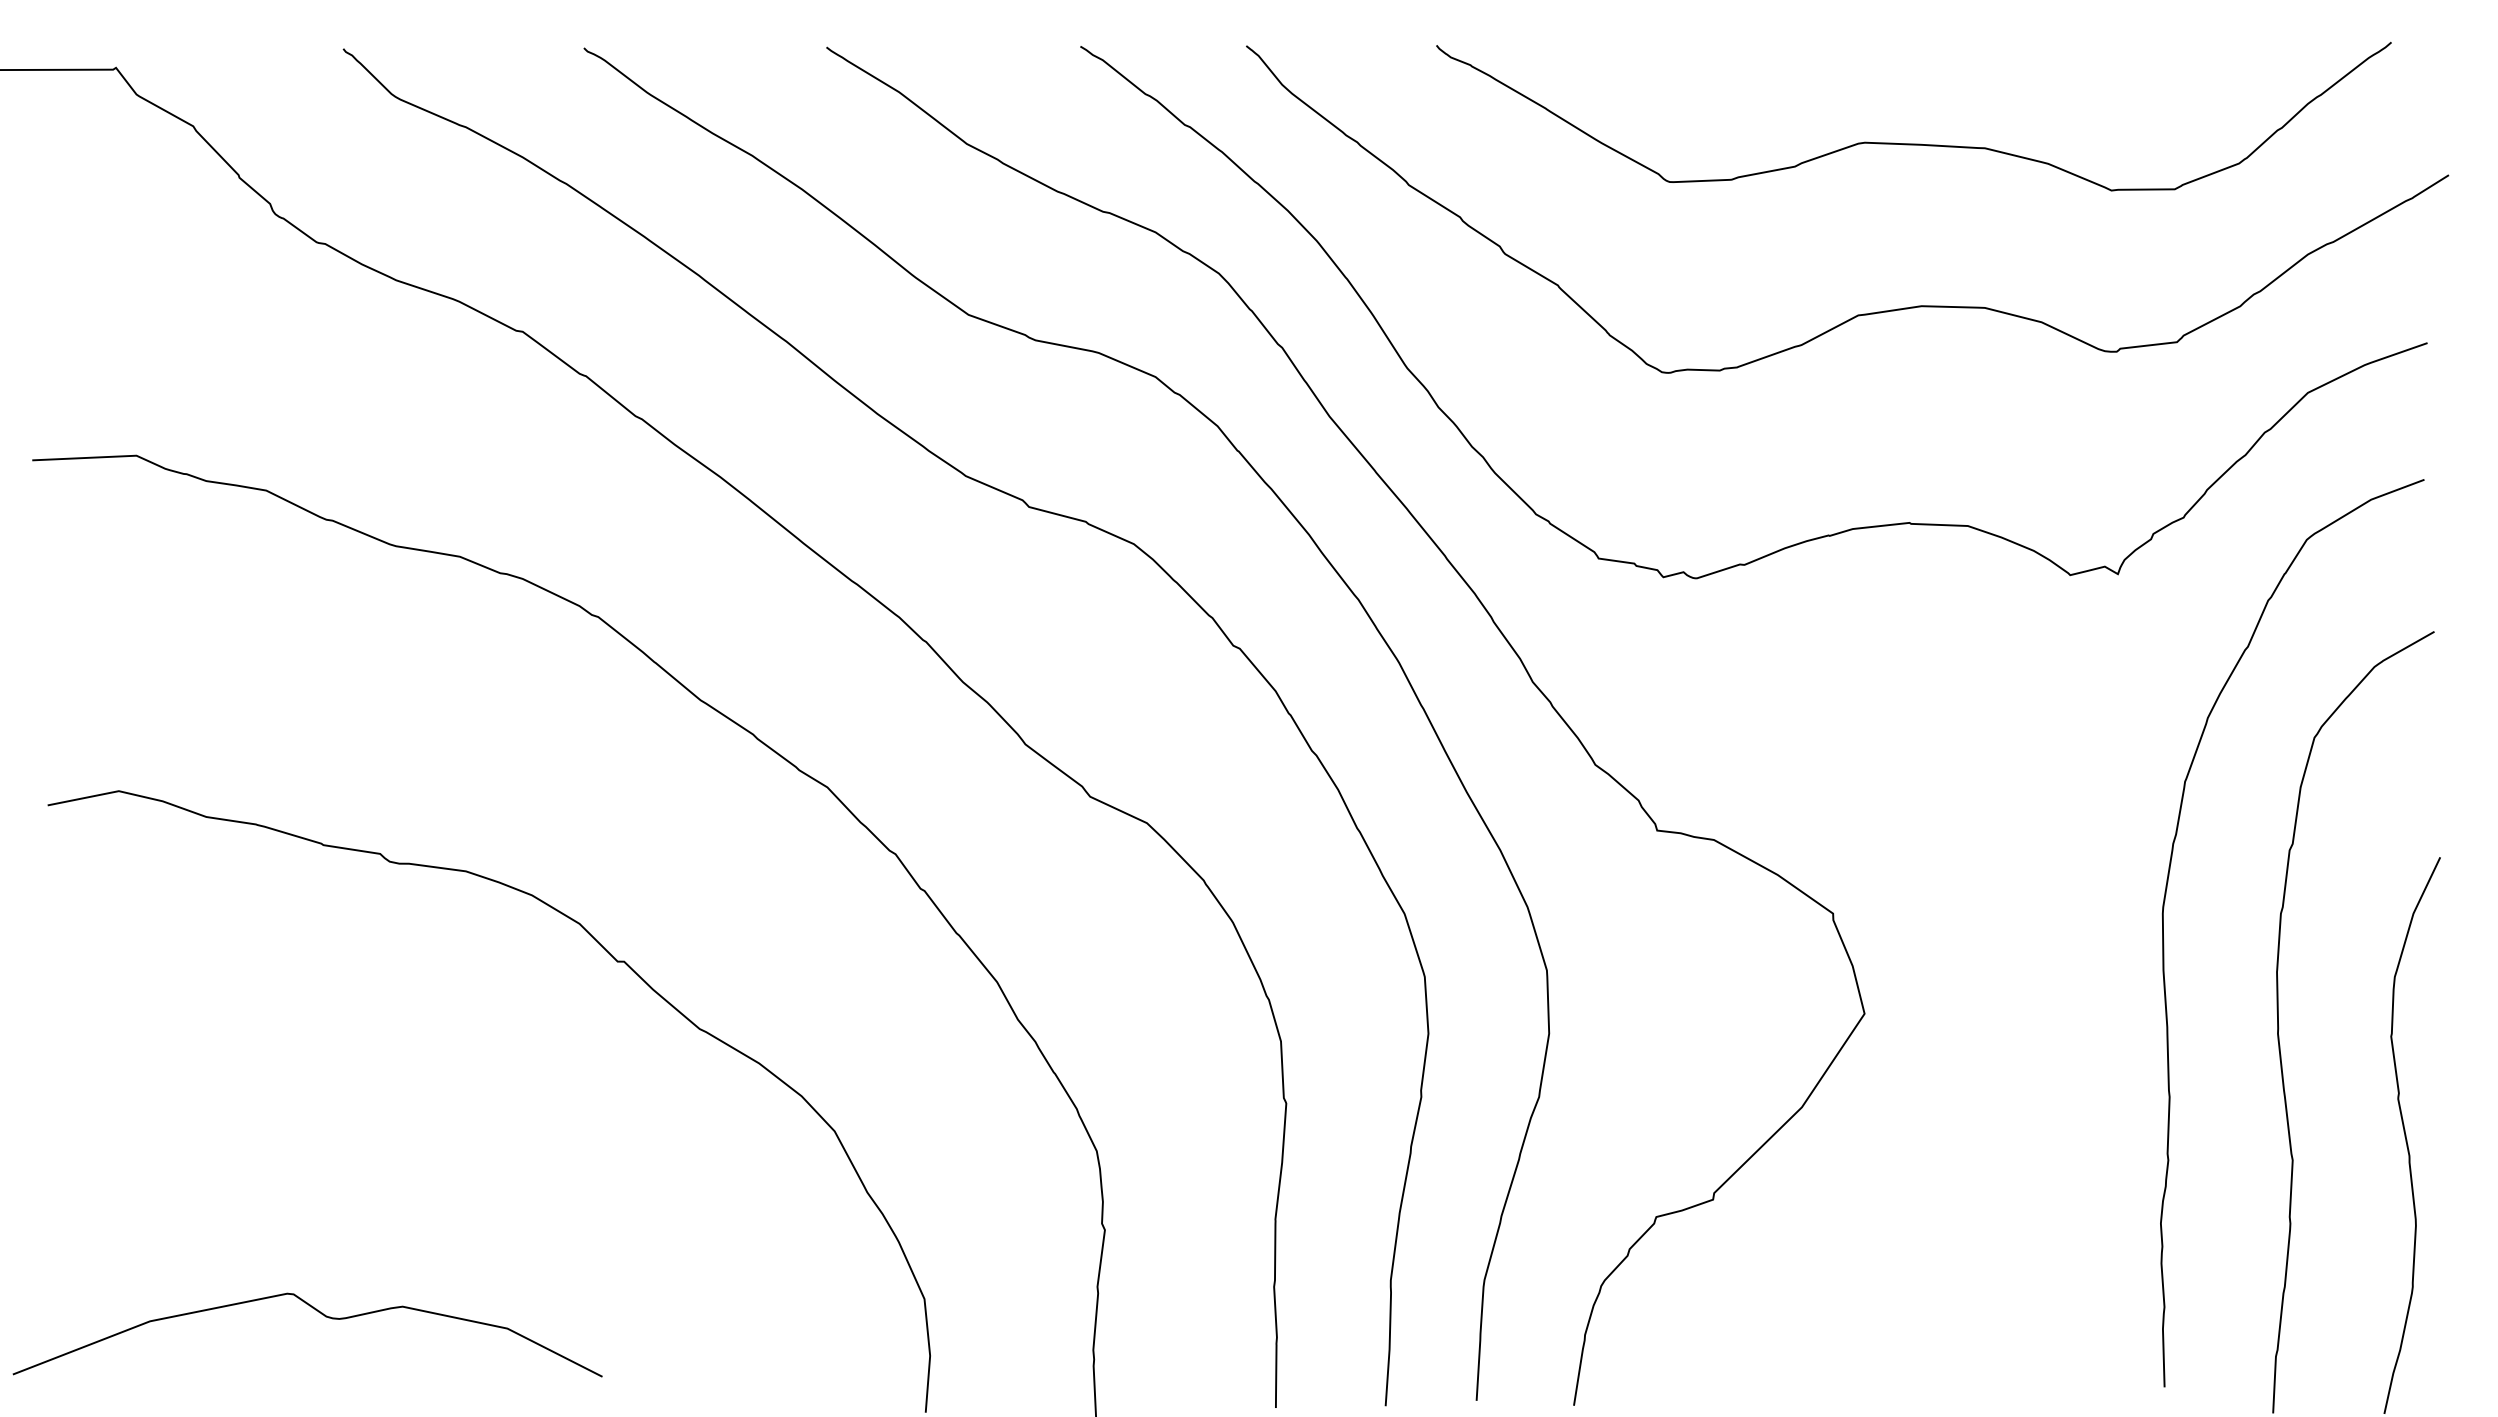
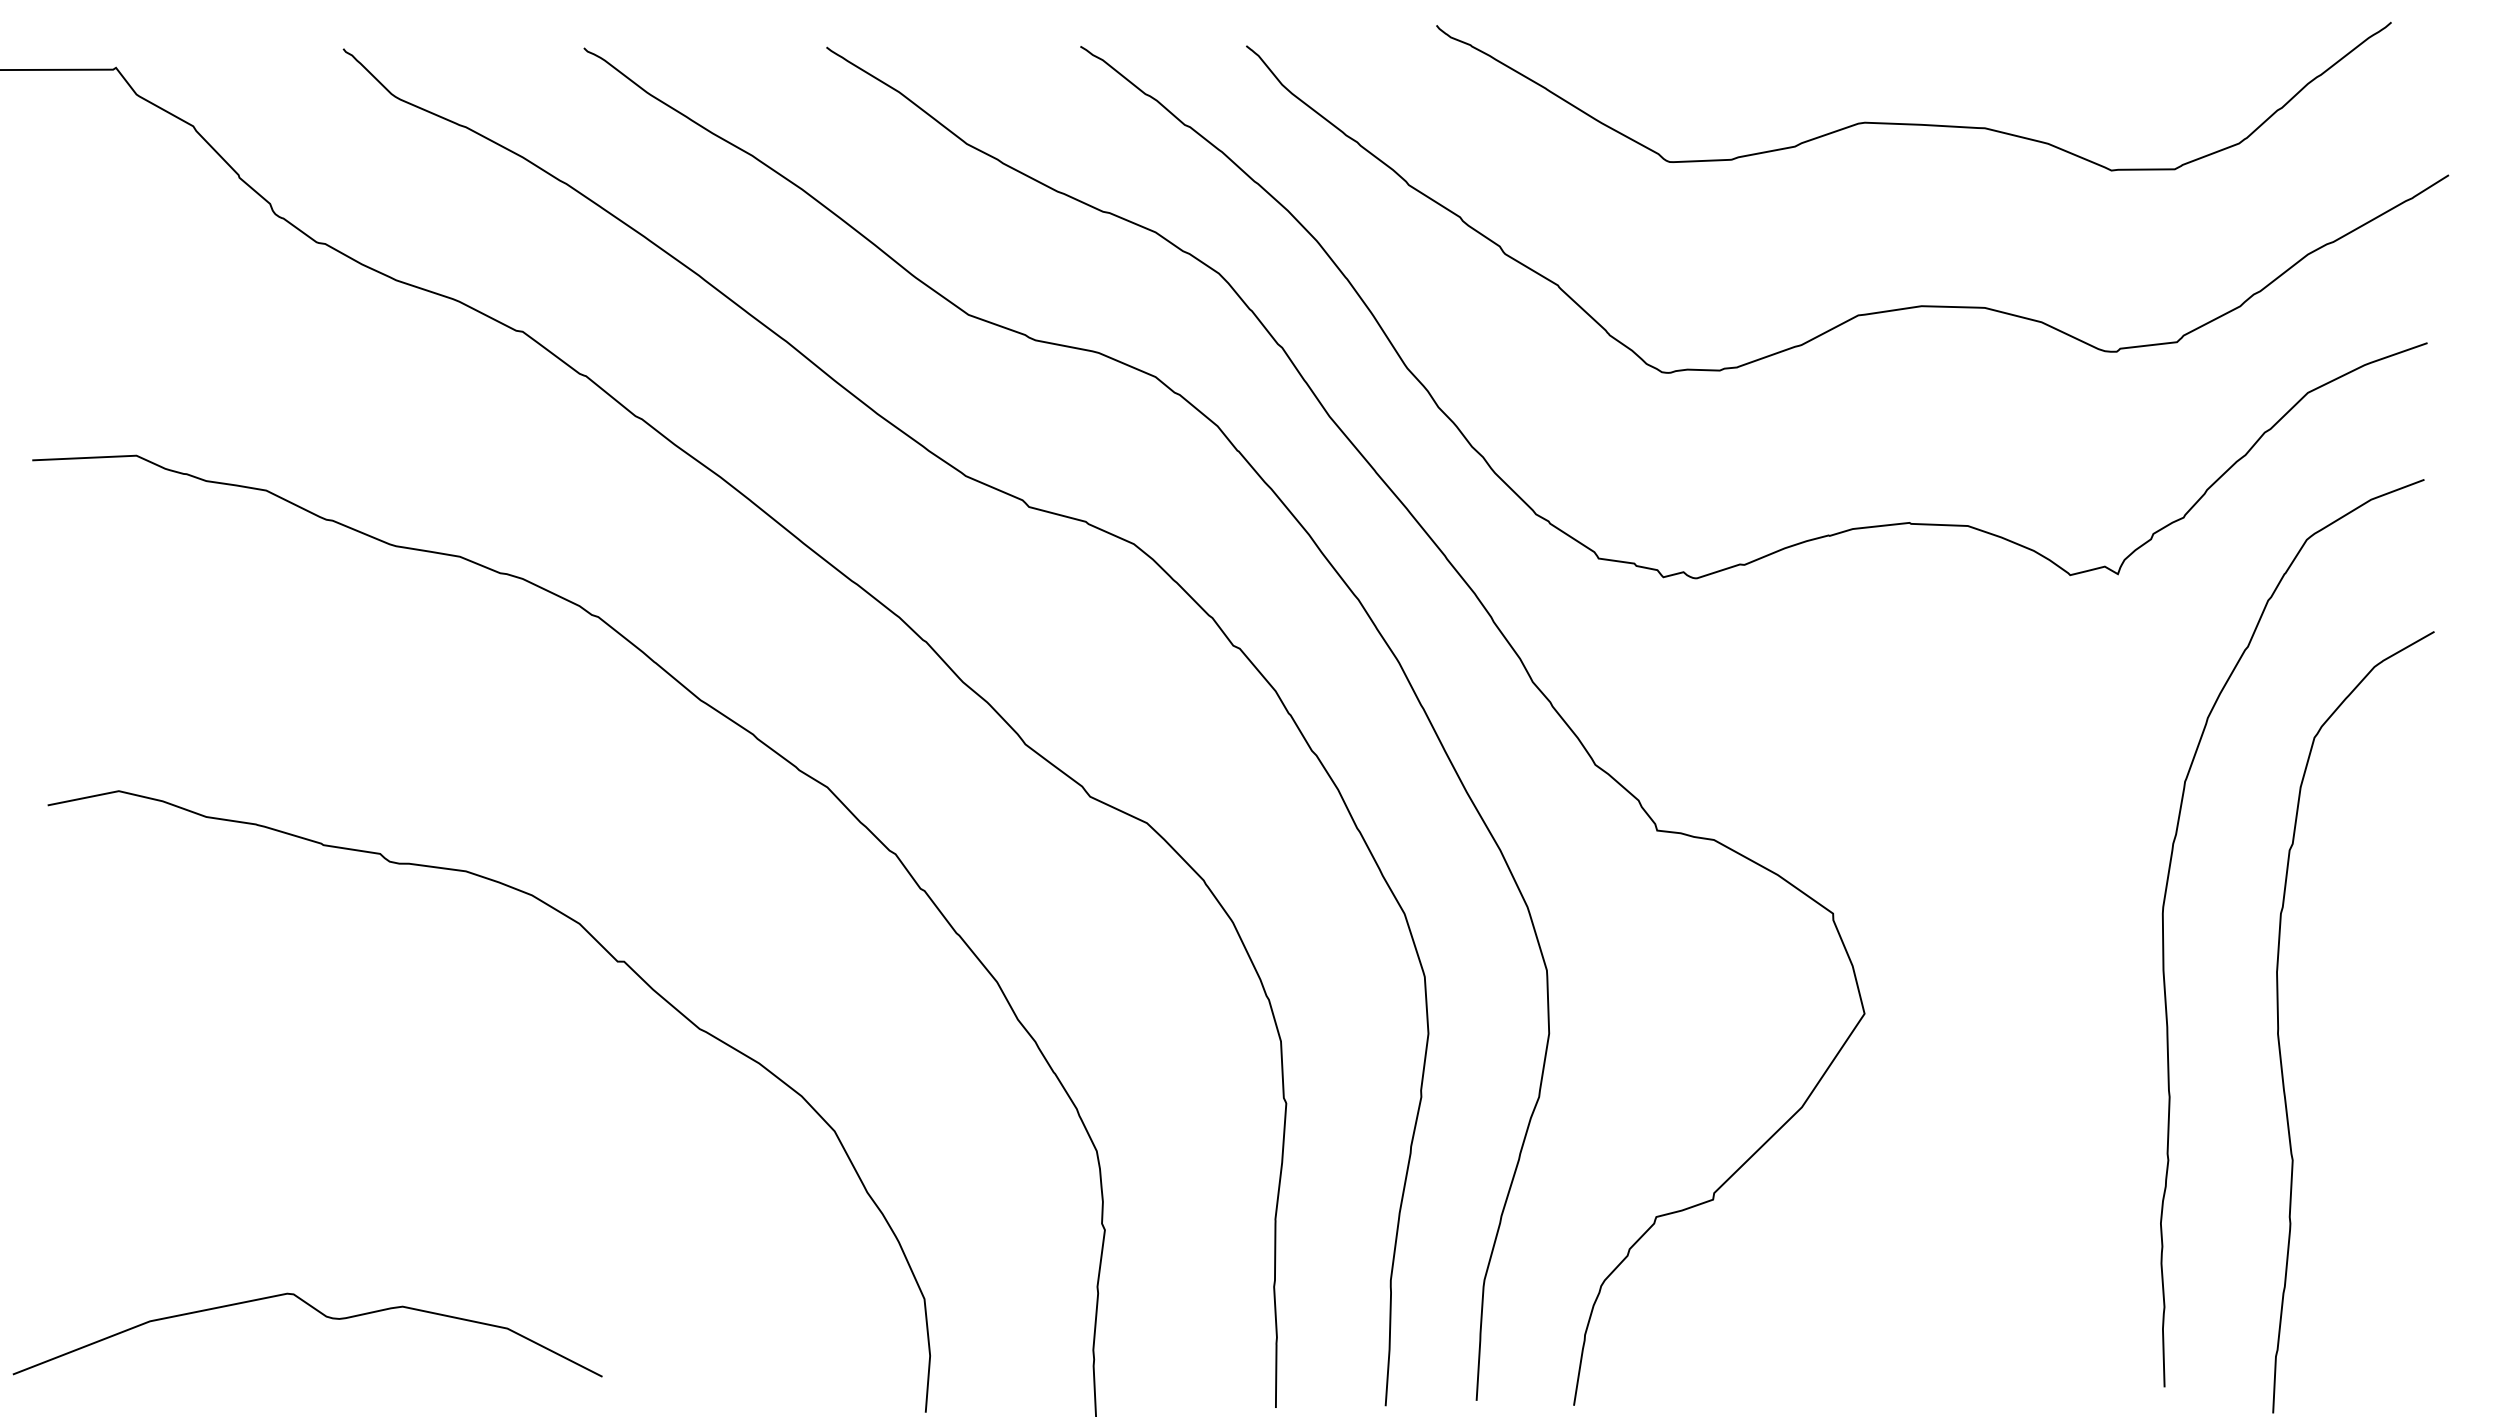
curve position: (1913, 143) -> (1913, 123) (1913, 123)
curve: present -> none (2406, 1135)
